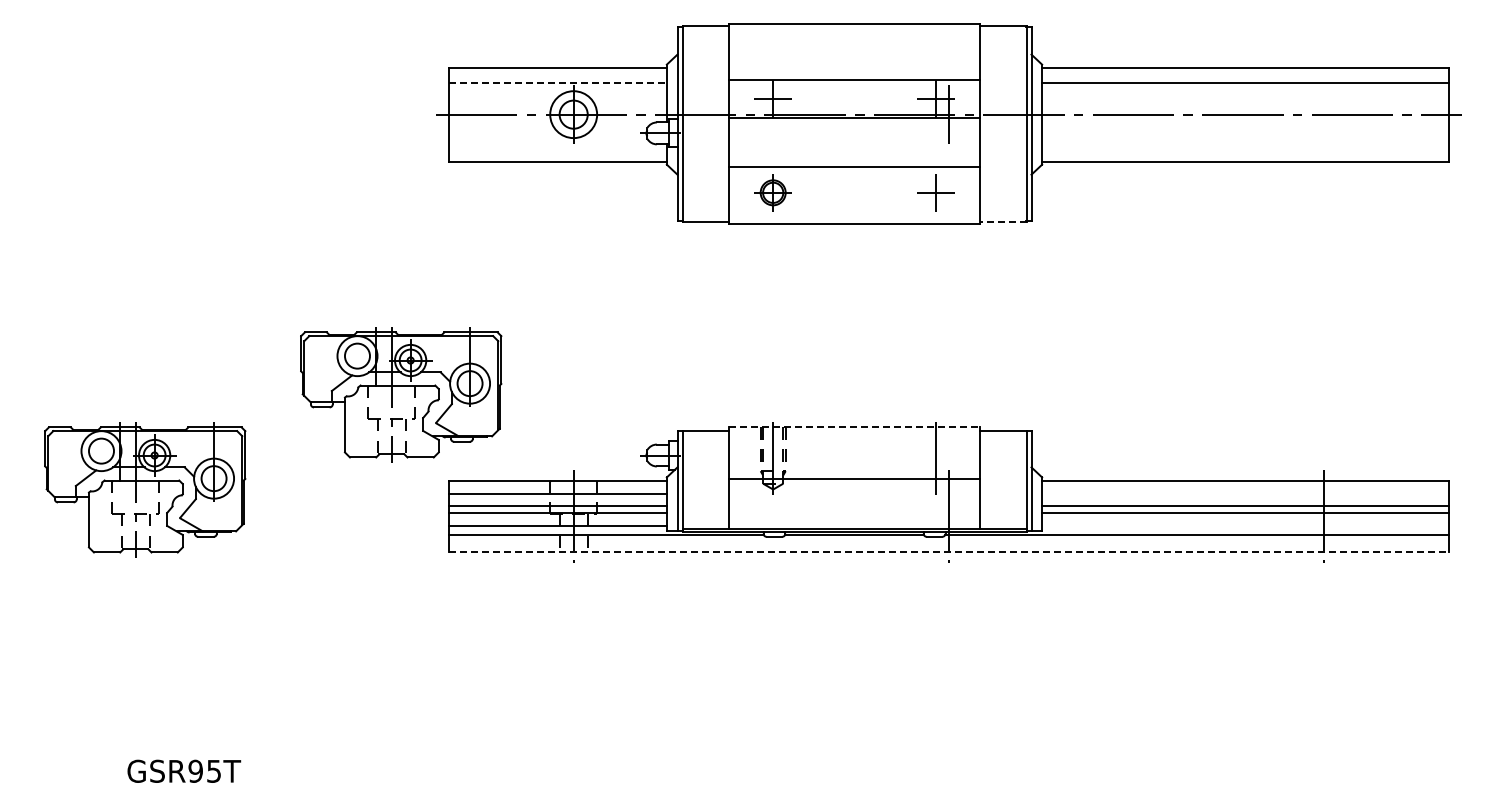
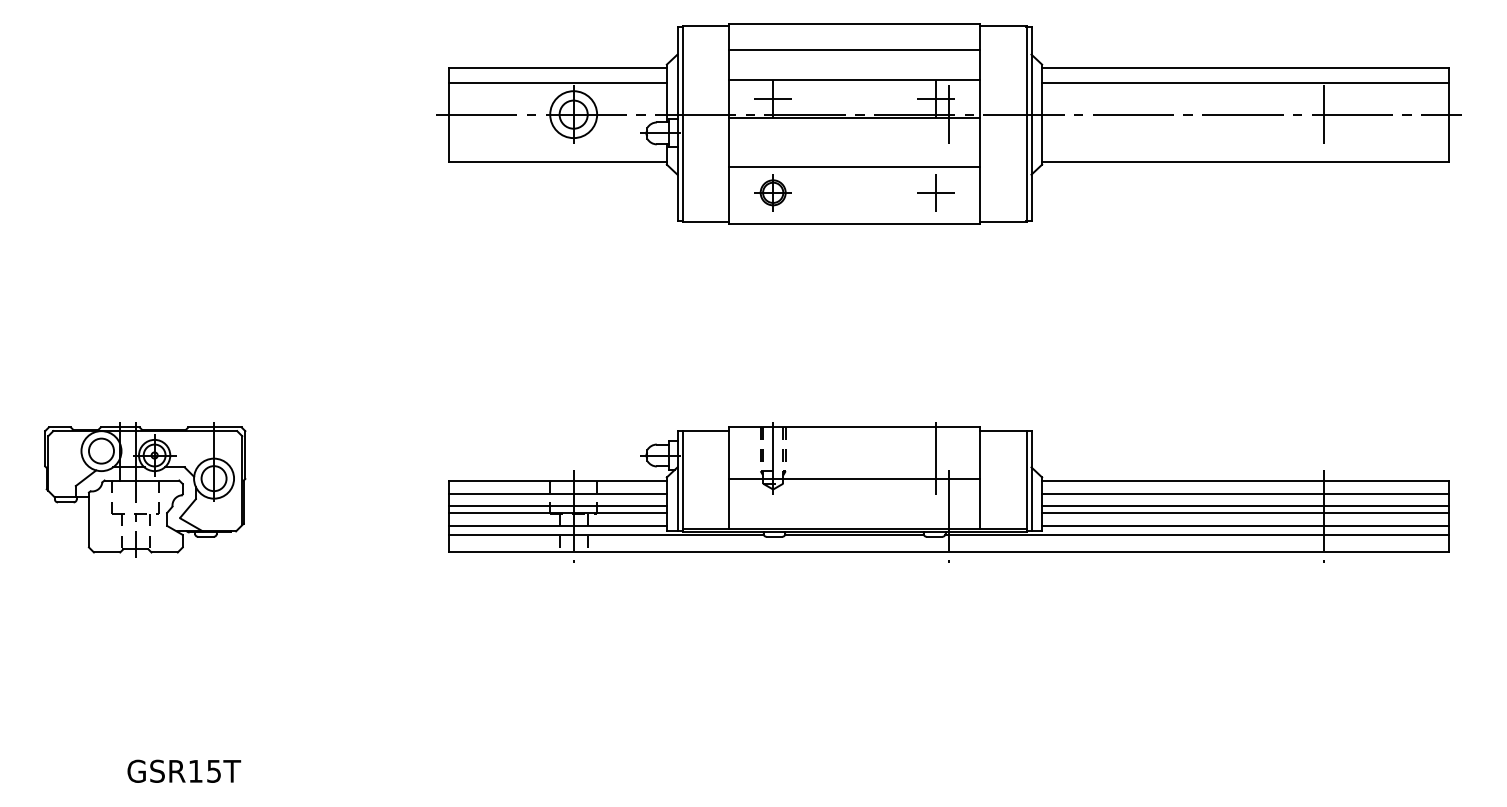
line: none -> present (854, 49)
line: dashed -> solid (558, 83)
line: none -> present (1324, 114)
line: dashed -> solid (1002, 221)
part: present -> none (401, 394)
line: dashed -> solid (854, 427)
line: none -> present (1245, 494)
line: none -> present (1245, 525)
line: dashed -> solid (949, 552)
text: GSR95T -> GSR15T (195, 770)
